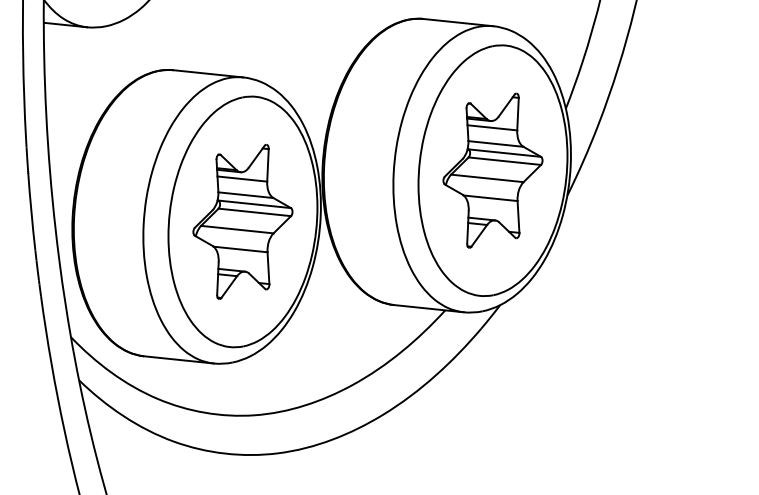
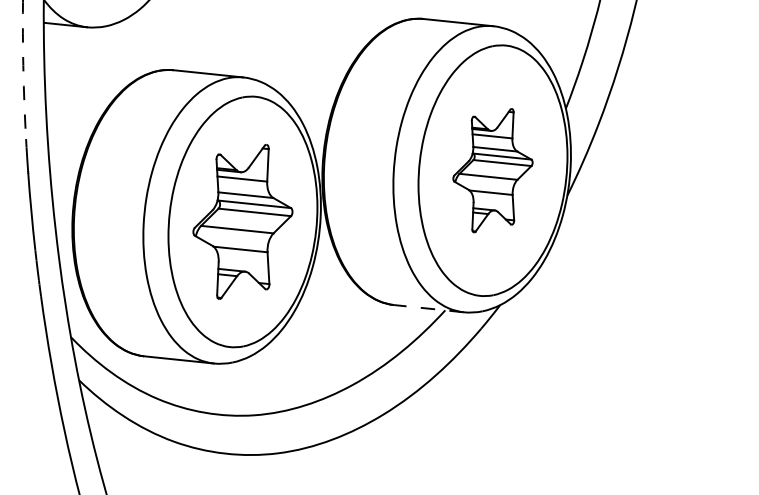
arc: solid -> dashed (23, 69)
part size: 102x157 px -> 82x126 px (492, 170)
line: solid -> dashed (428, 308)
